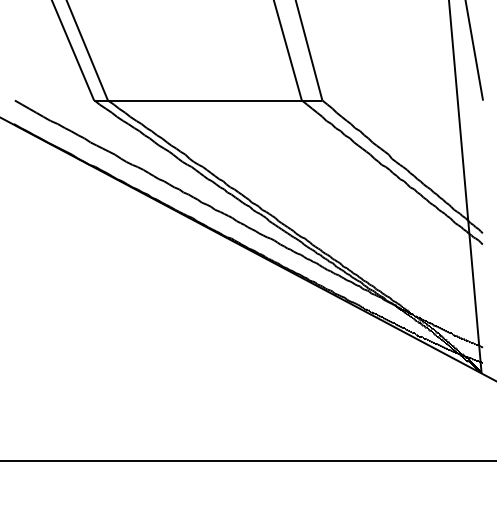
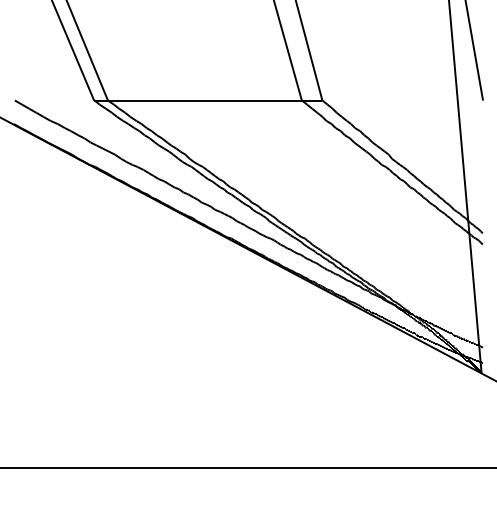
line position: (247, 461) -> (247, 468) (247, 468)
